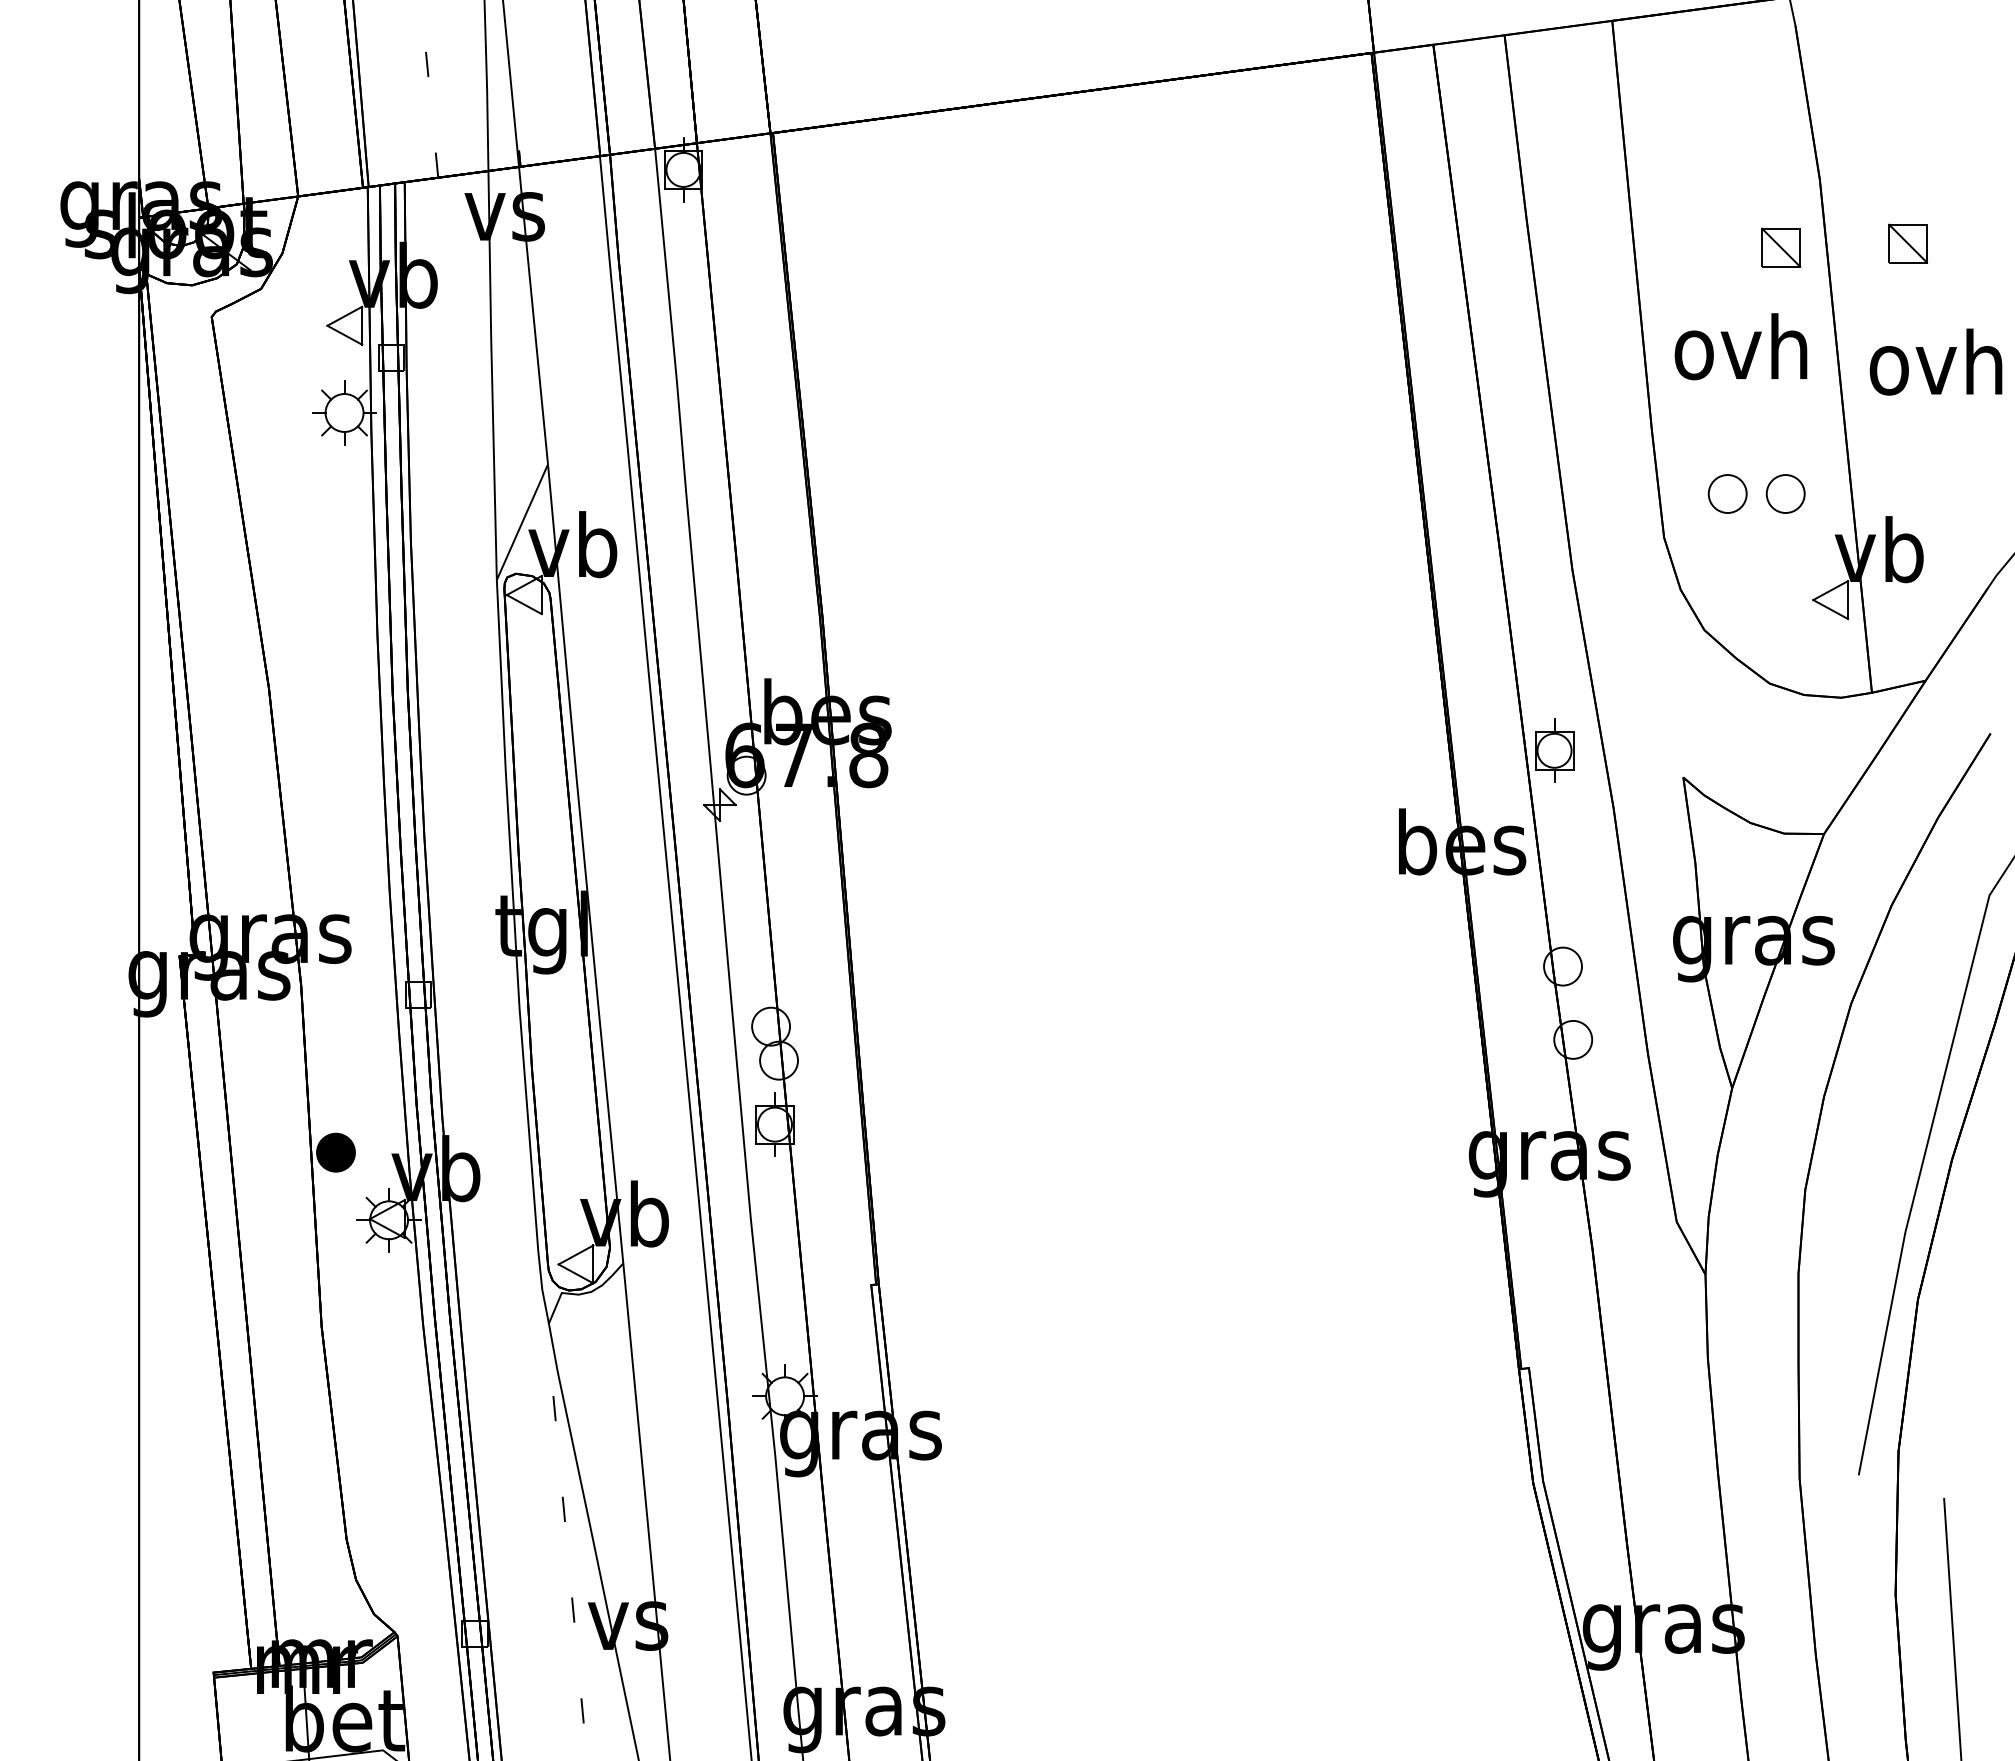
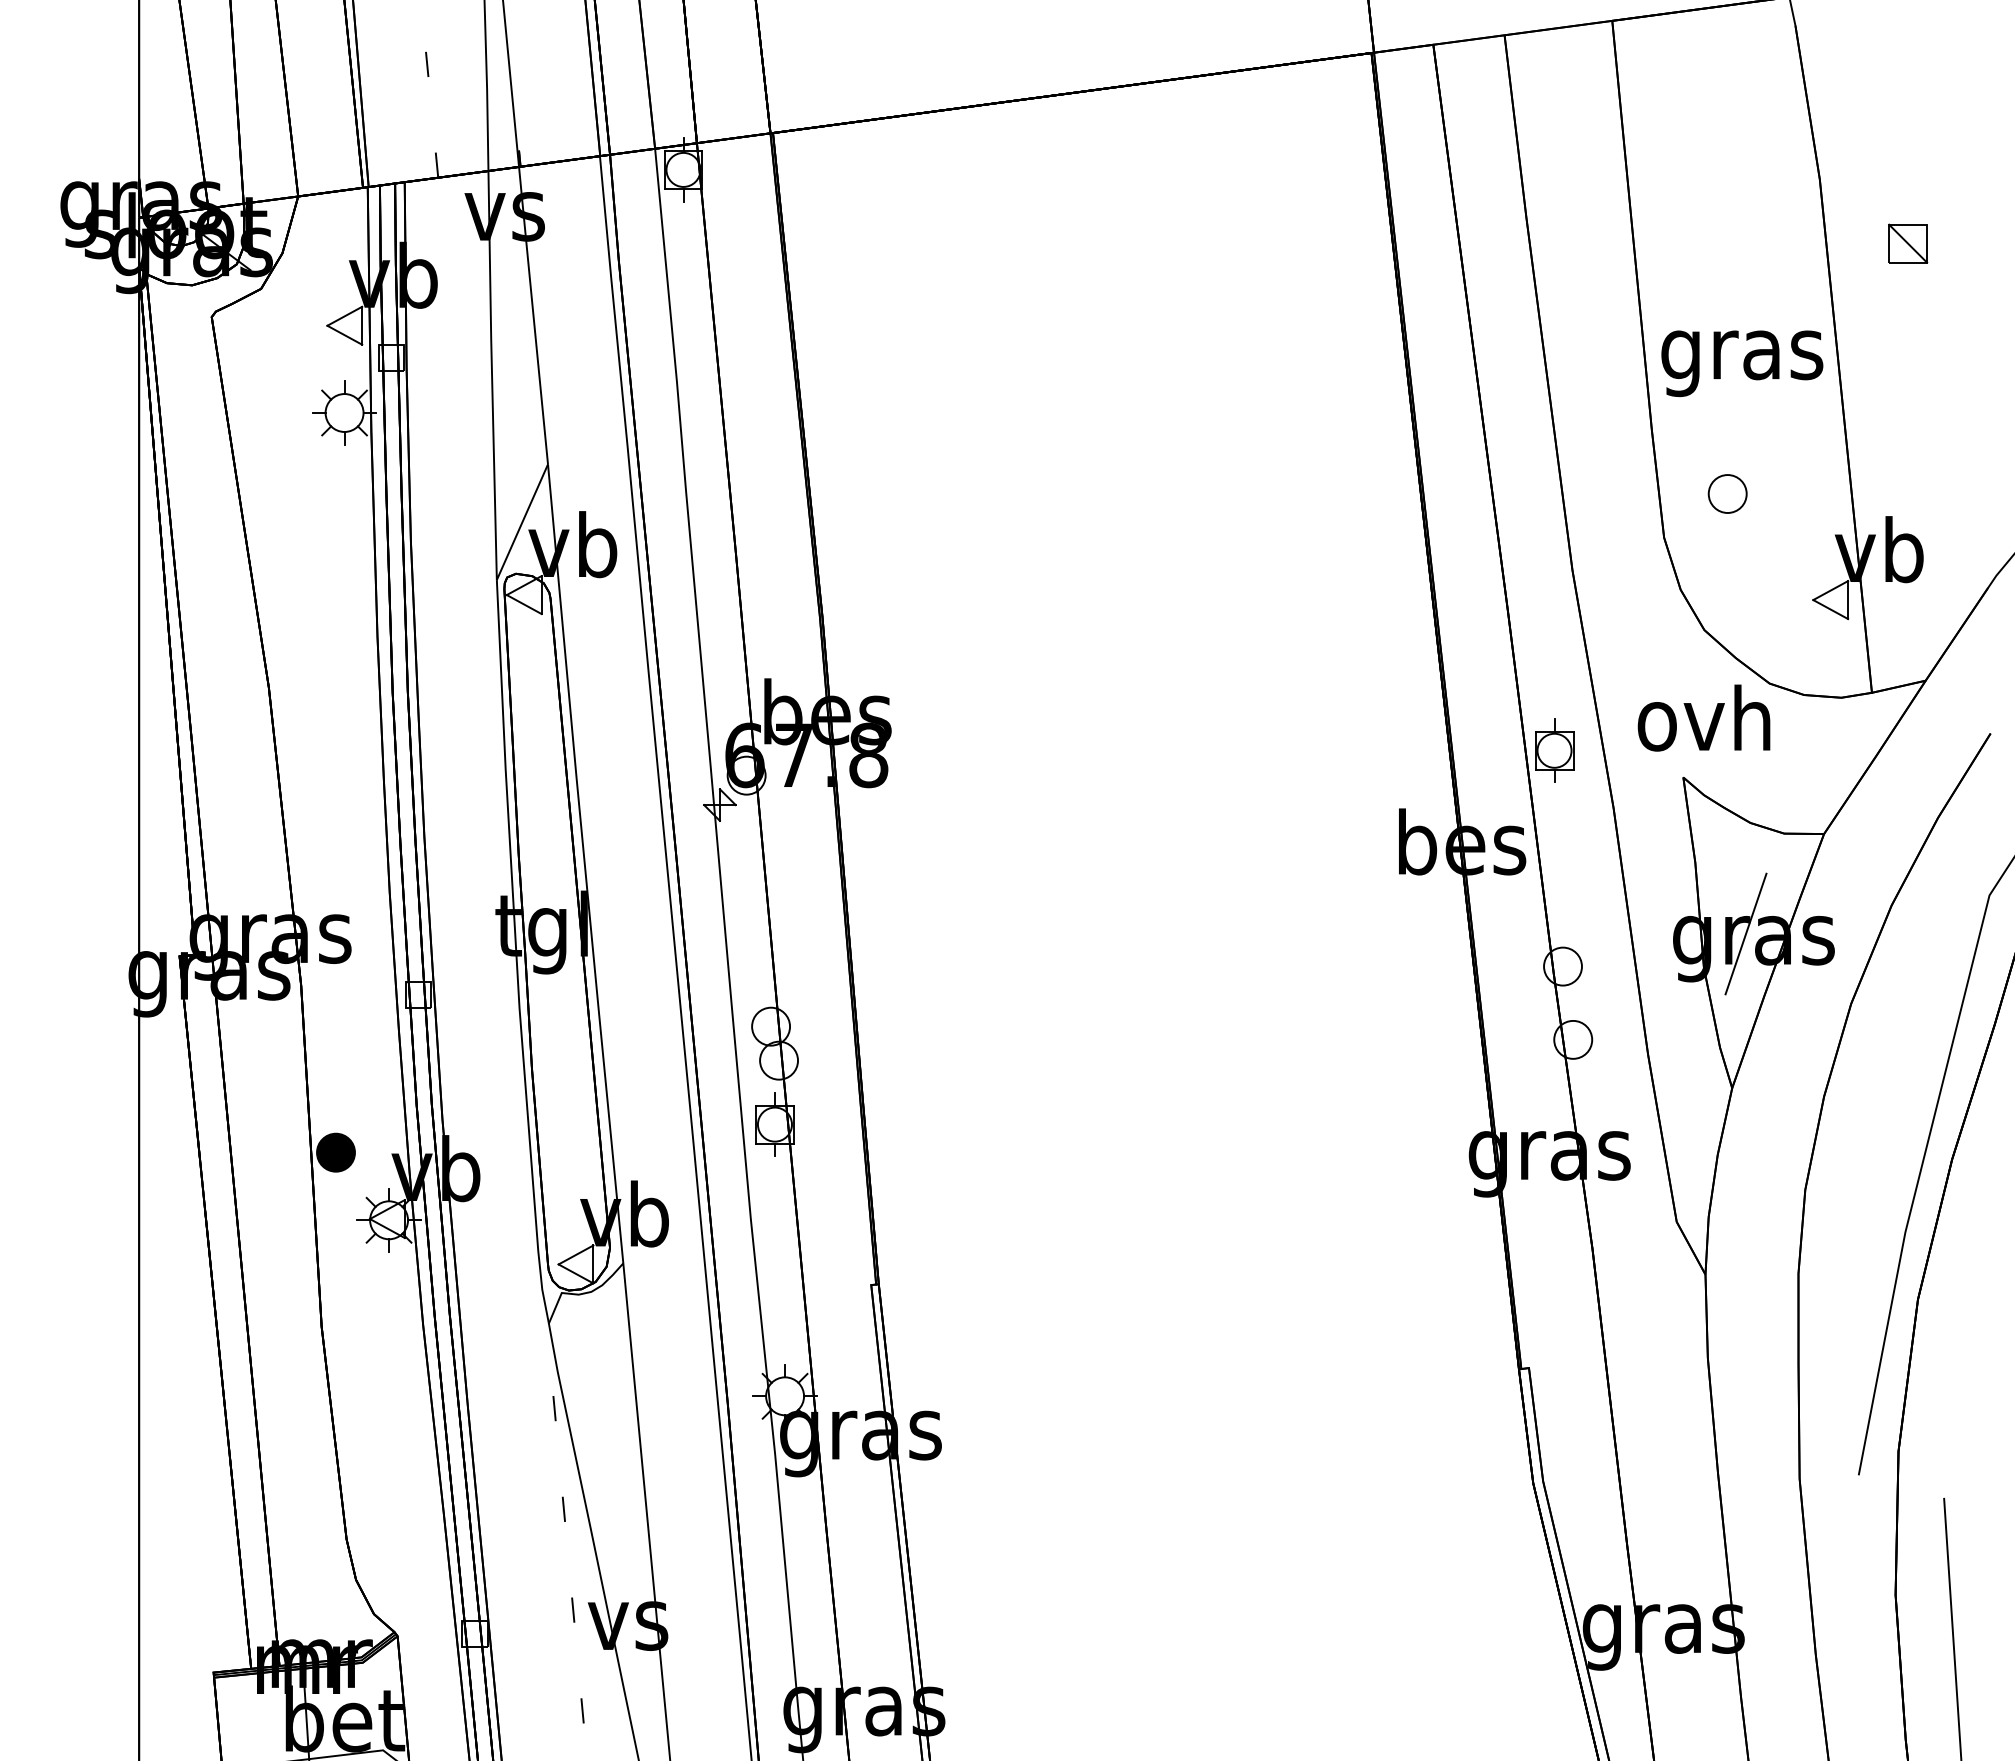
part: present -> none (1781, 247)
text: ovh -> gras (1742, 355)
text position: (1935, 361) -> (1703, 717) (1703, 717)
part: present -> none (1785, 493)
line: none -> present (1745, 933)
